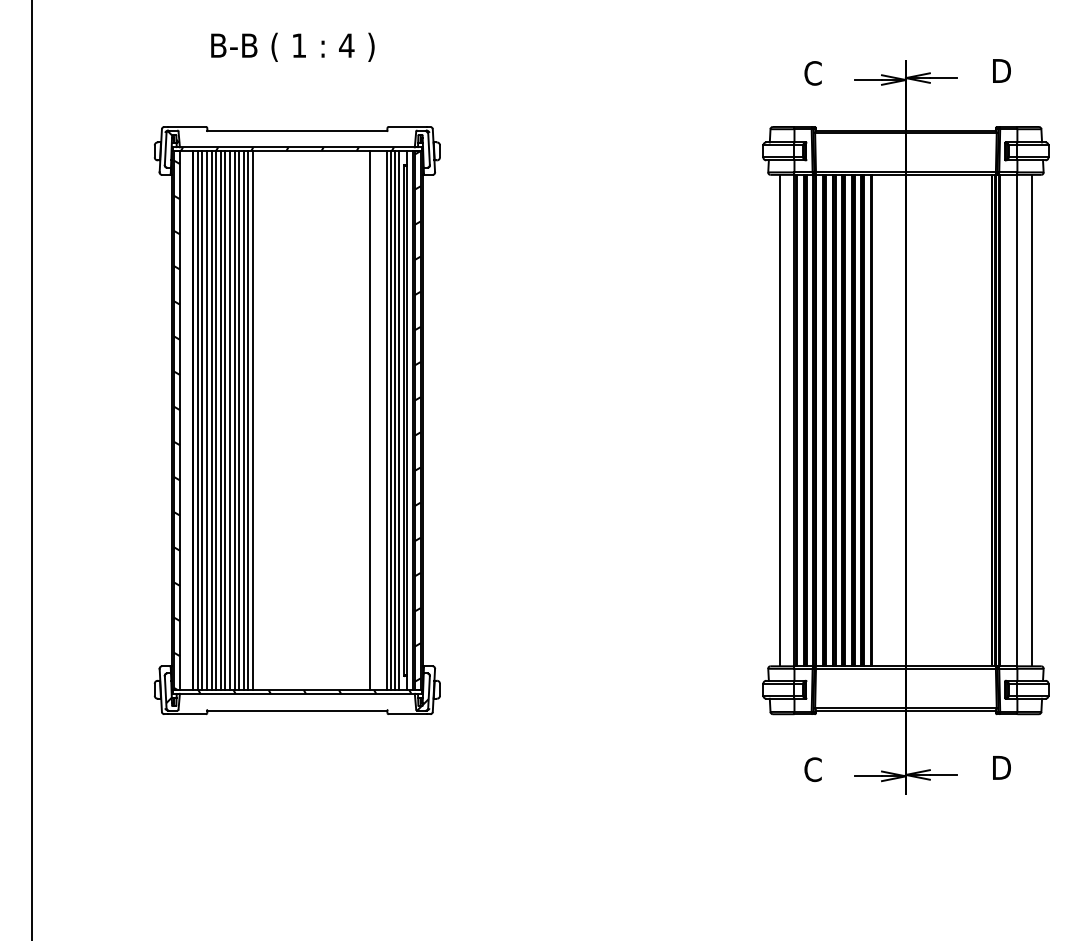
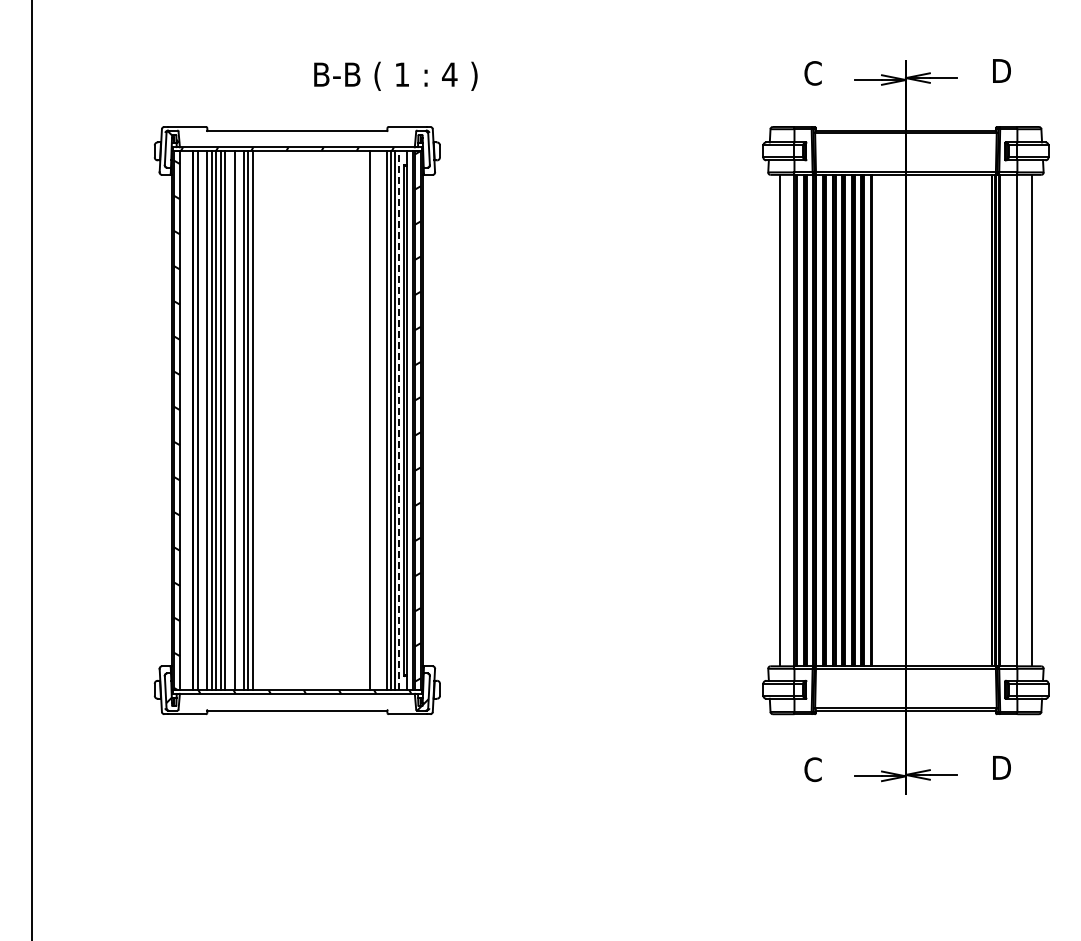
text position: (292, 46) -> (395, 75) (395, 75)
line: present -> none (202, 420)
line: present -> none (229, 420)
line: present -> none (238, 420)
line: solid -> dashed (399, 420)
